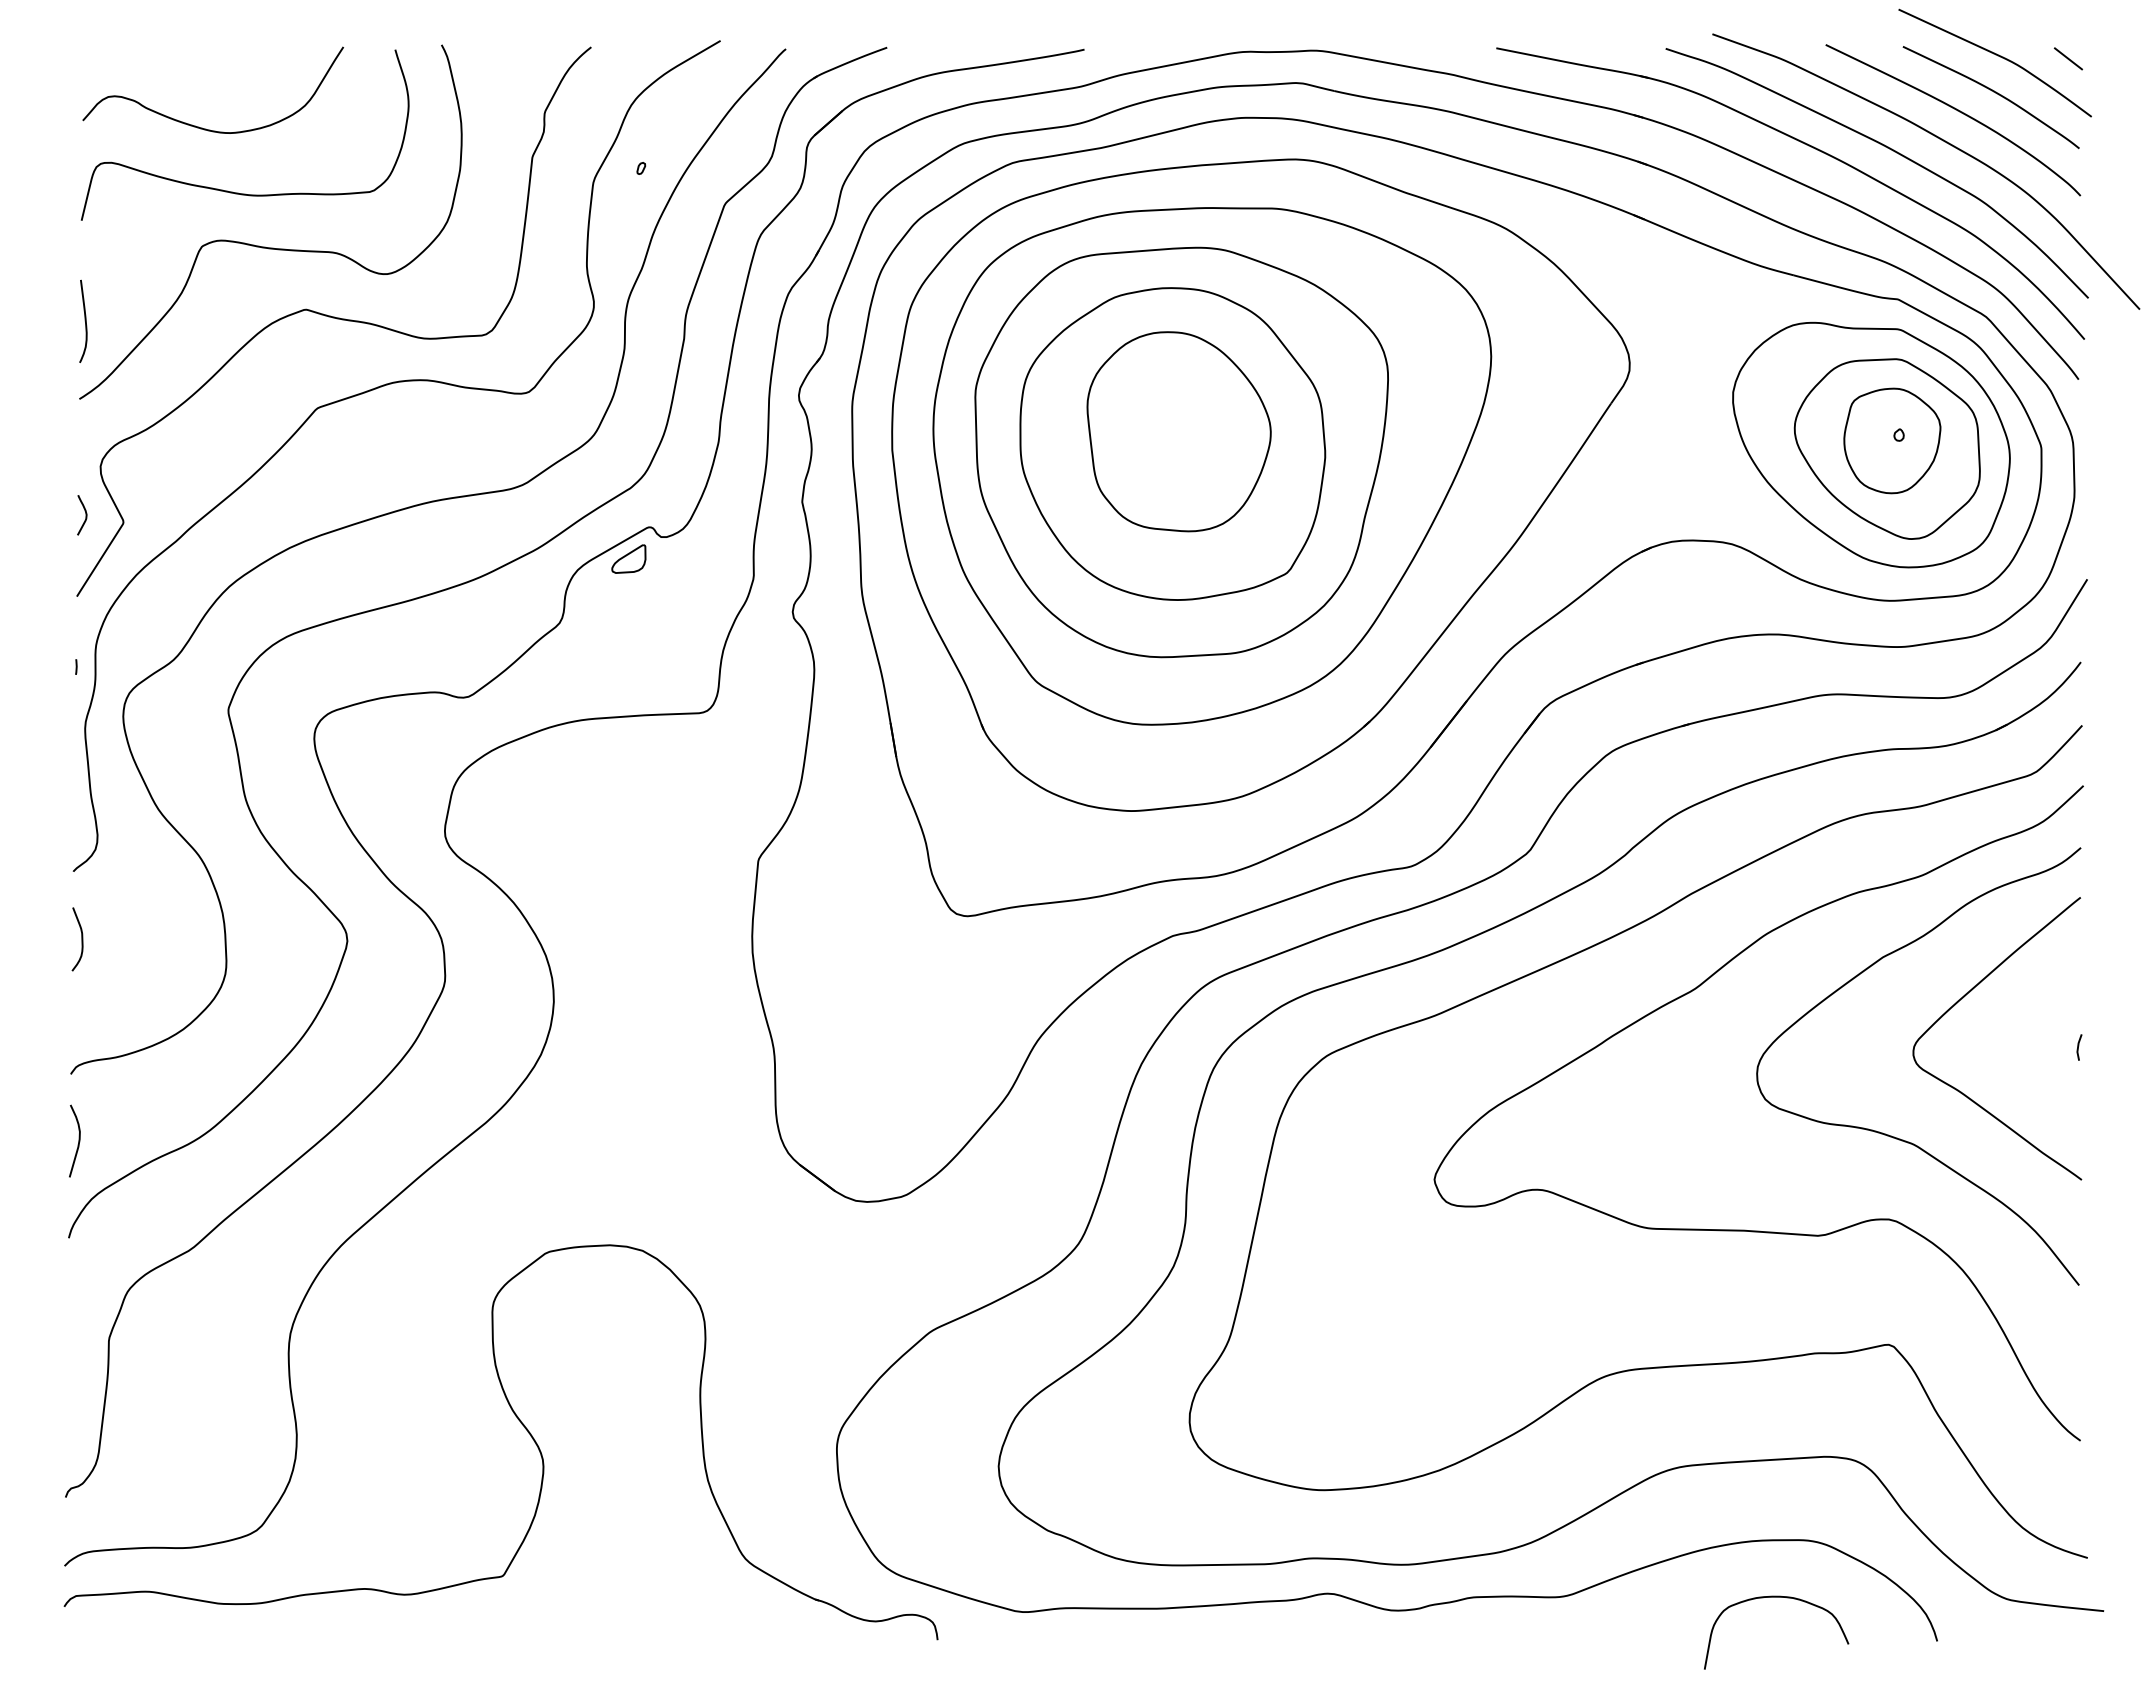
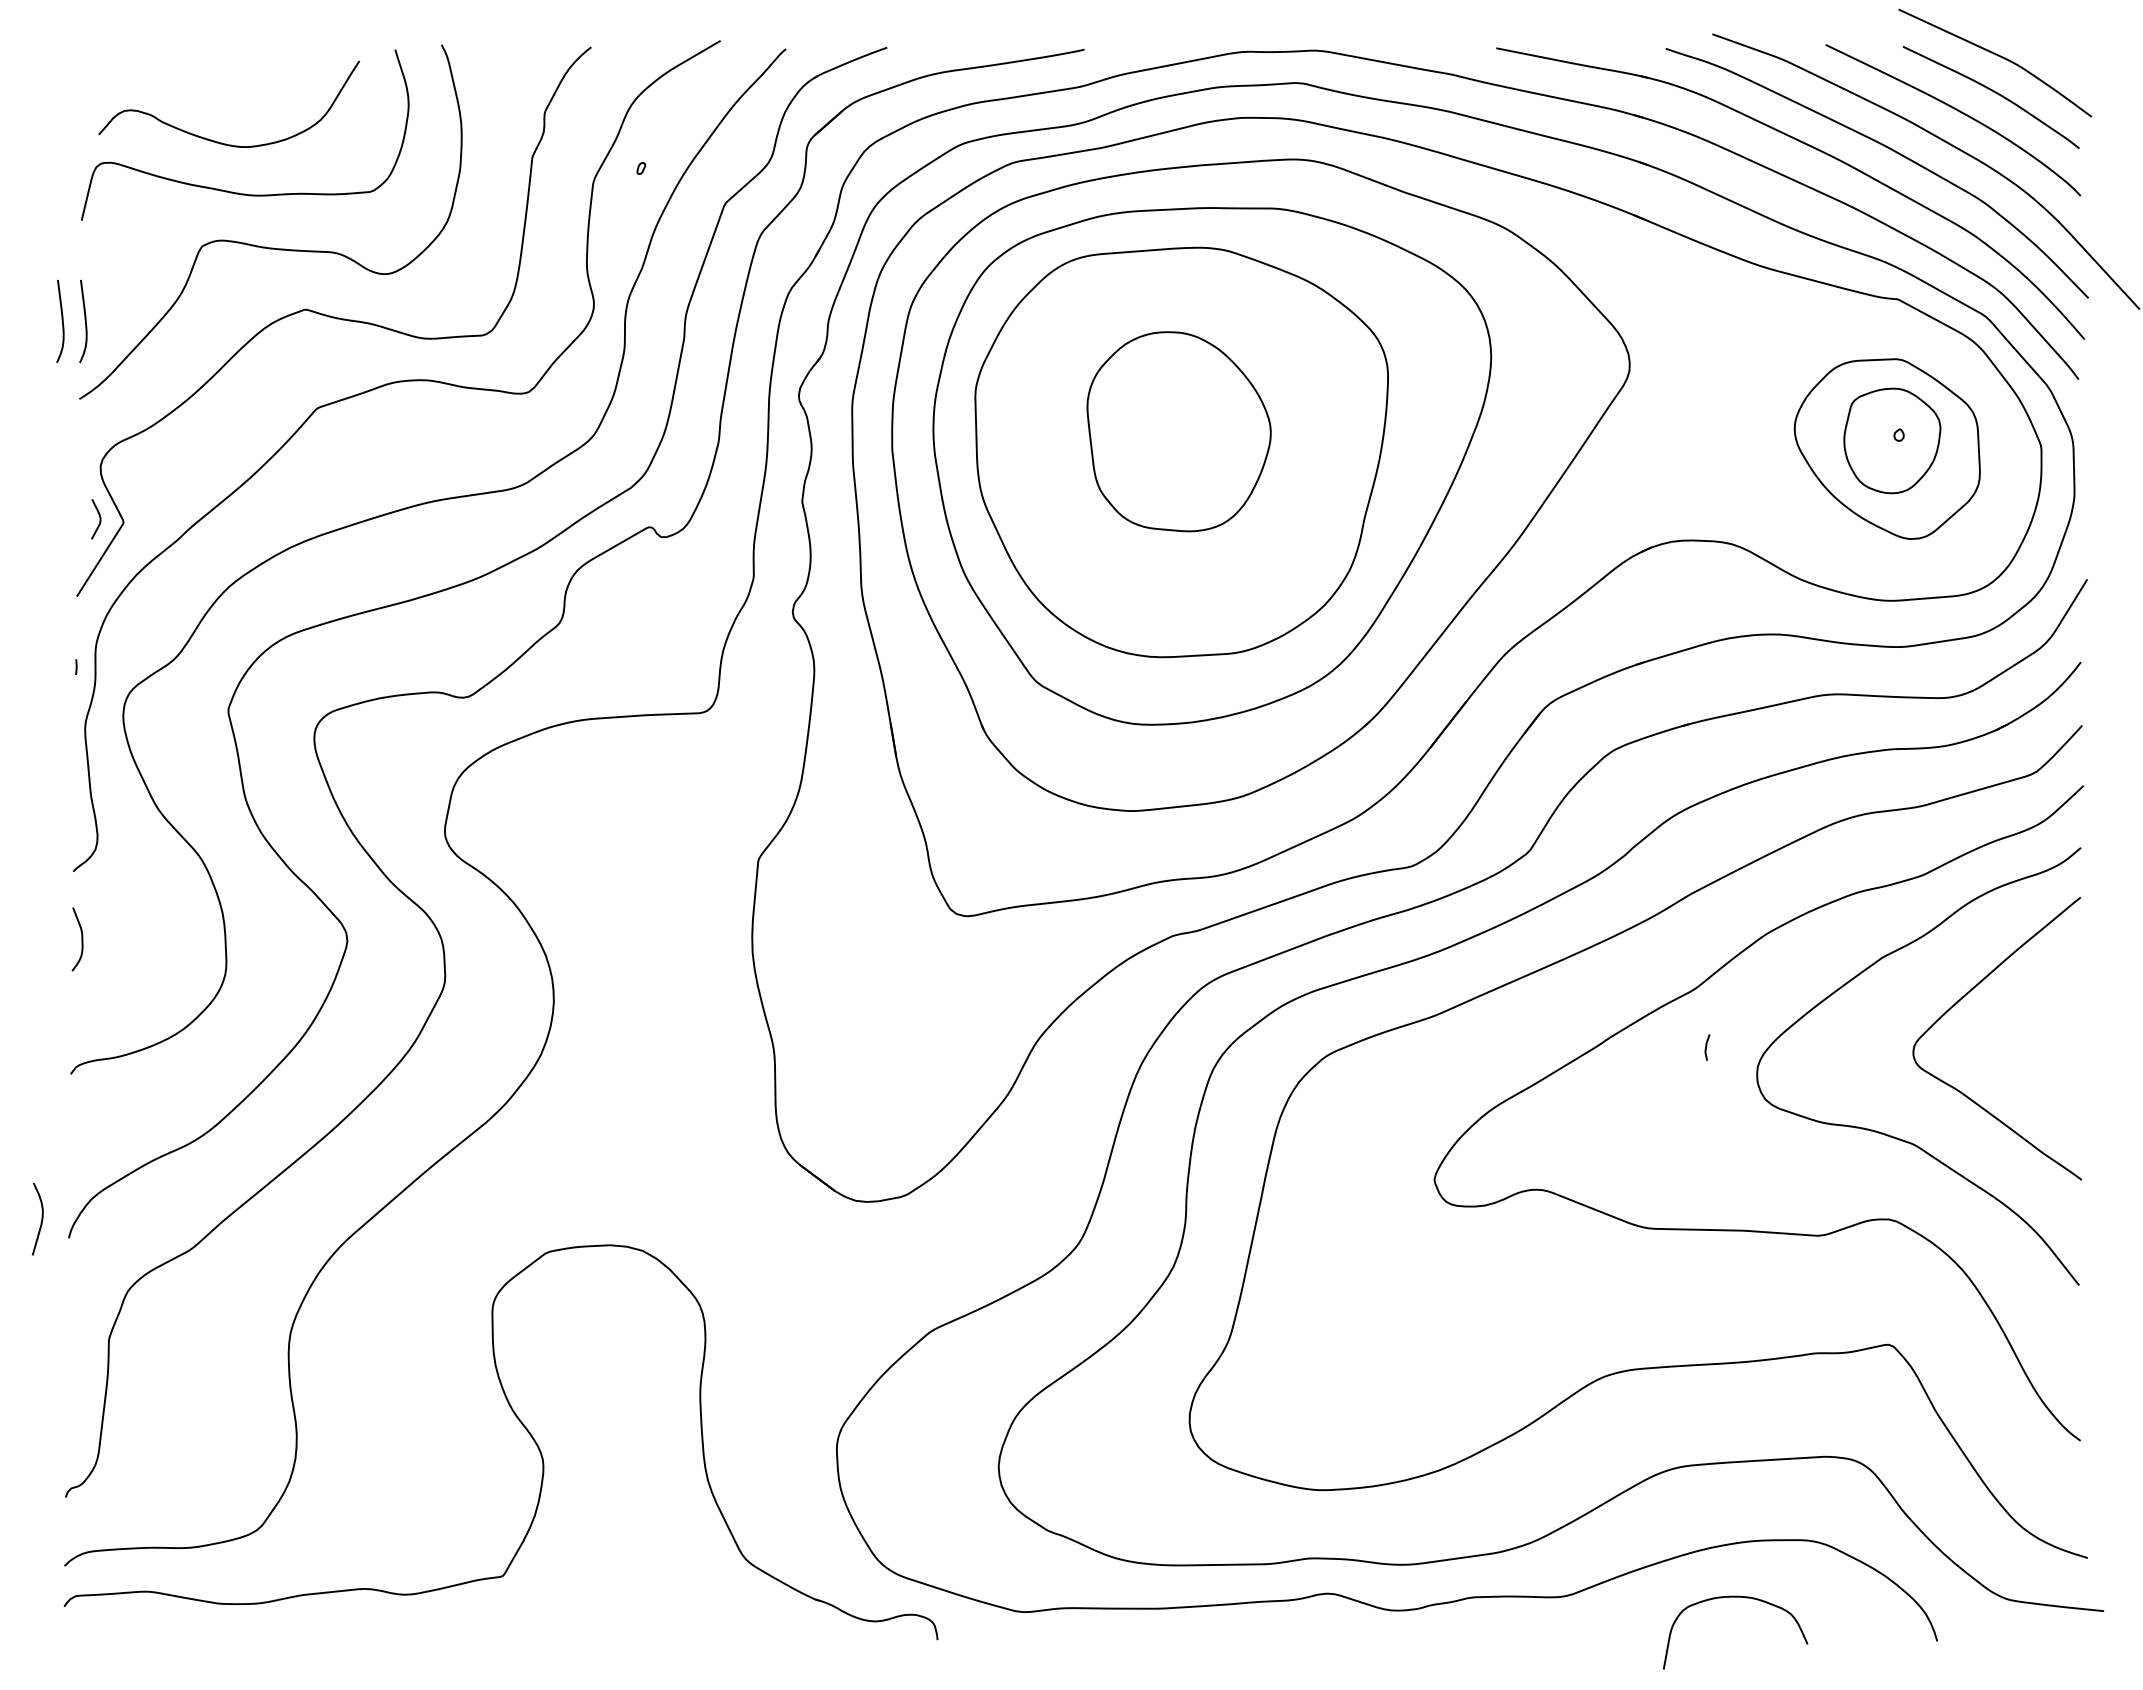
line: present -> none (2067, 58)
curve position: (202, 127) -> (218, 141) (218, 141)
curve: none -> present (61, 320)
part: present -> none (1172, 443)
part: present -> none (1871, 444)
curve position: (85, 515) -> (99, 519) (99, 519)
part: present -> none (628, 558)
line position: (2079, 1046) -> (1707, 1046) (1707, 1046)
curve position: (78, 1140) -> (41, 1218) (41, 1218)
curve position: (1776, 1597) -> (1735, 1597) (1735, 1597)
